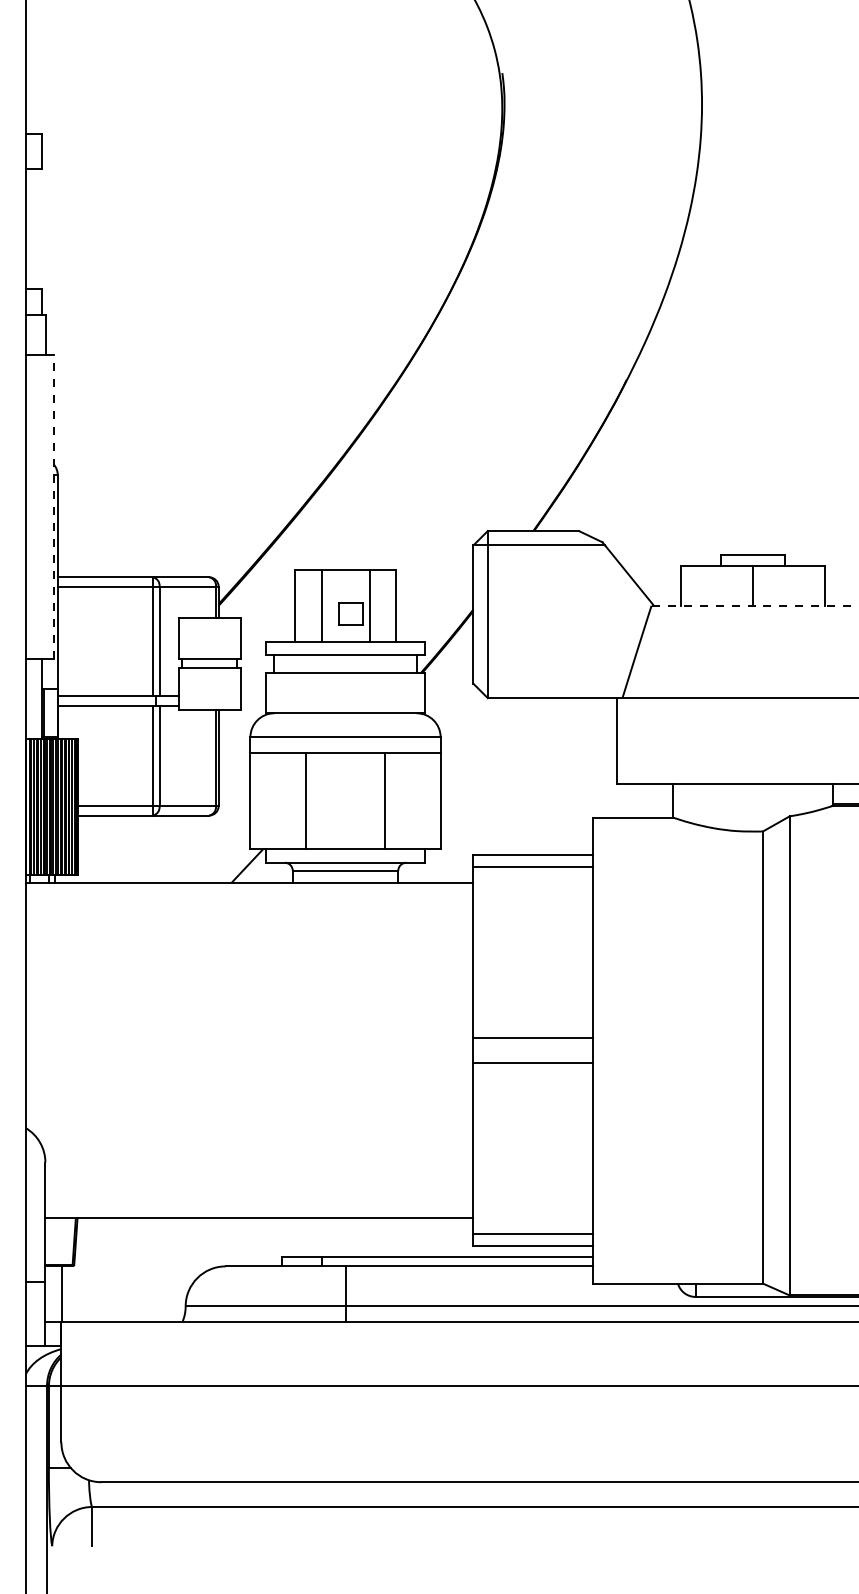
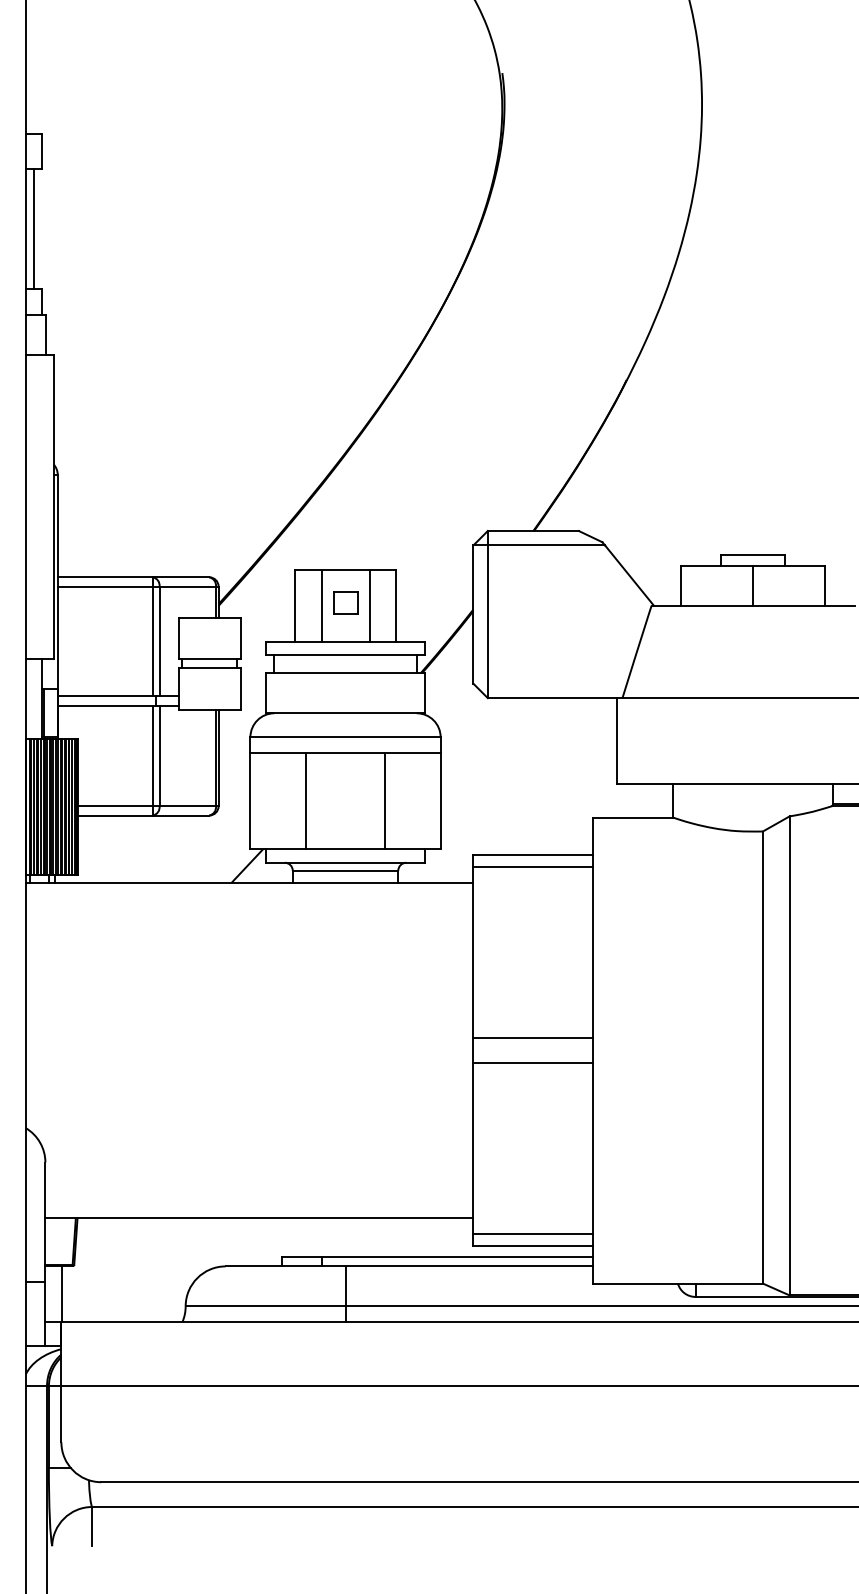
line: none -> present (33, 229)
line: dashed -> solid (53, 507)
line: dashed -> solid (753, 605)
part position: (350, 613) -> (345, 602) (345, 602)
